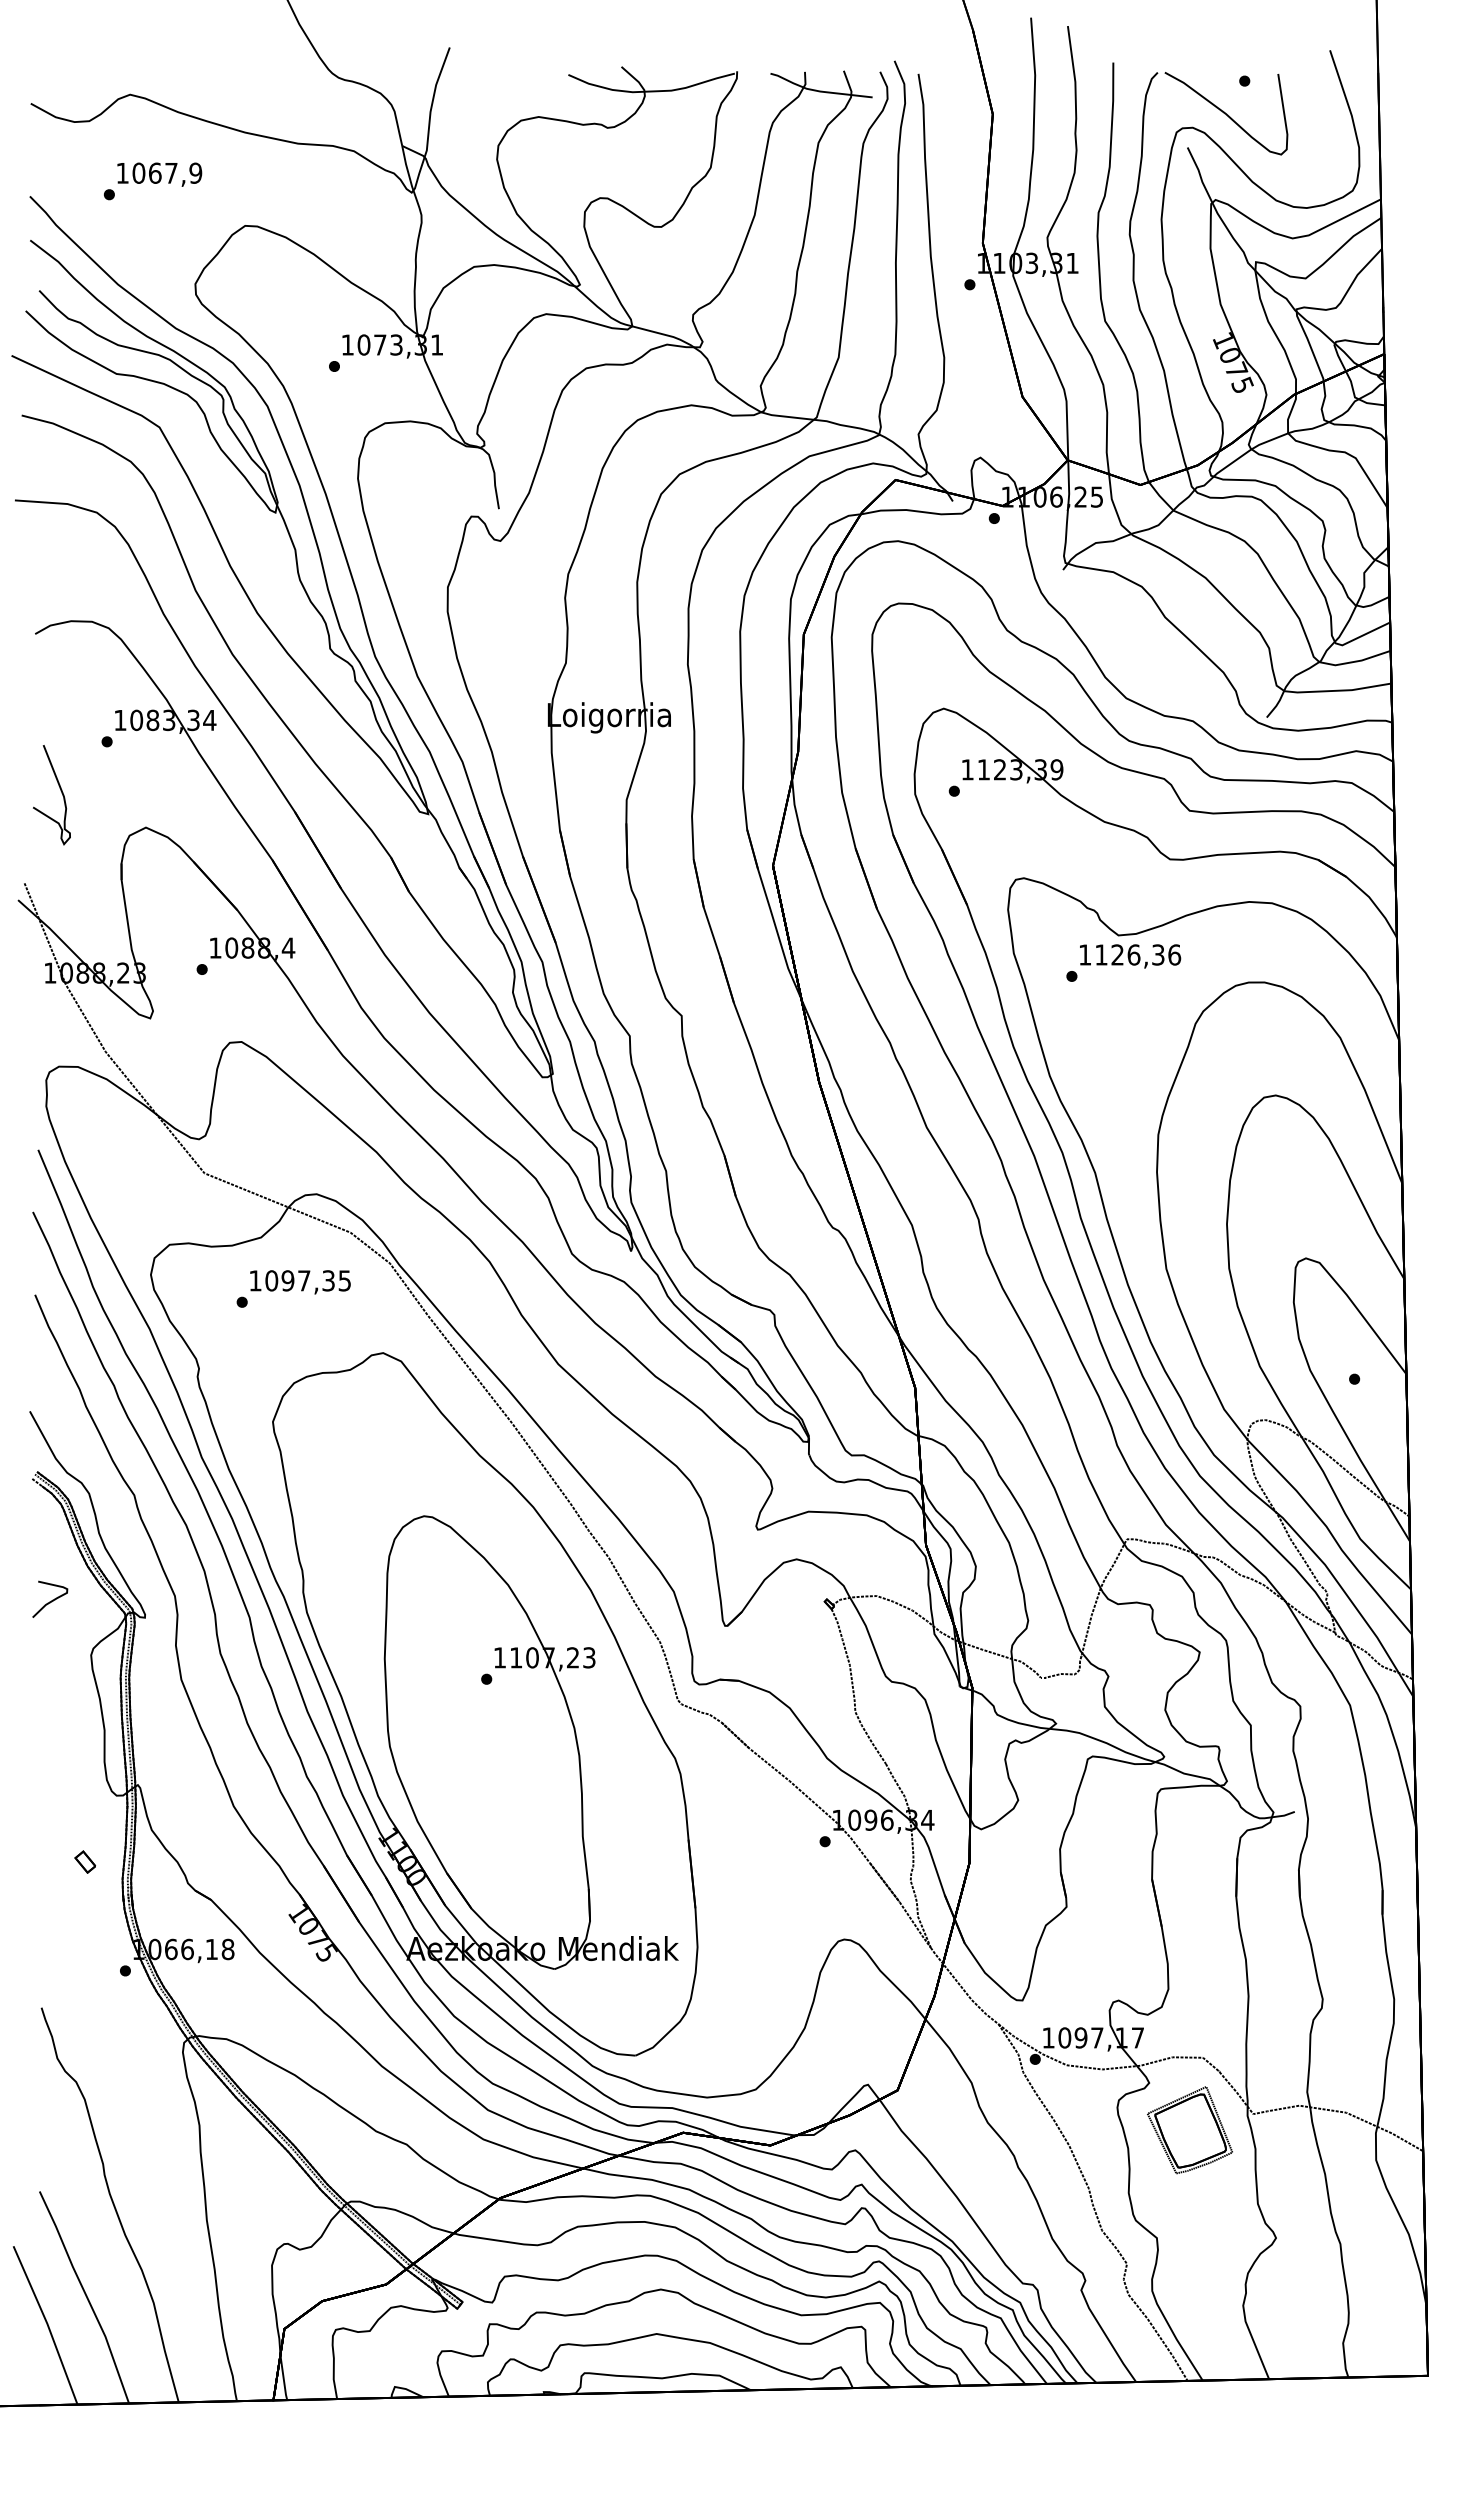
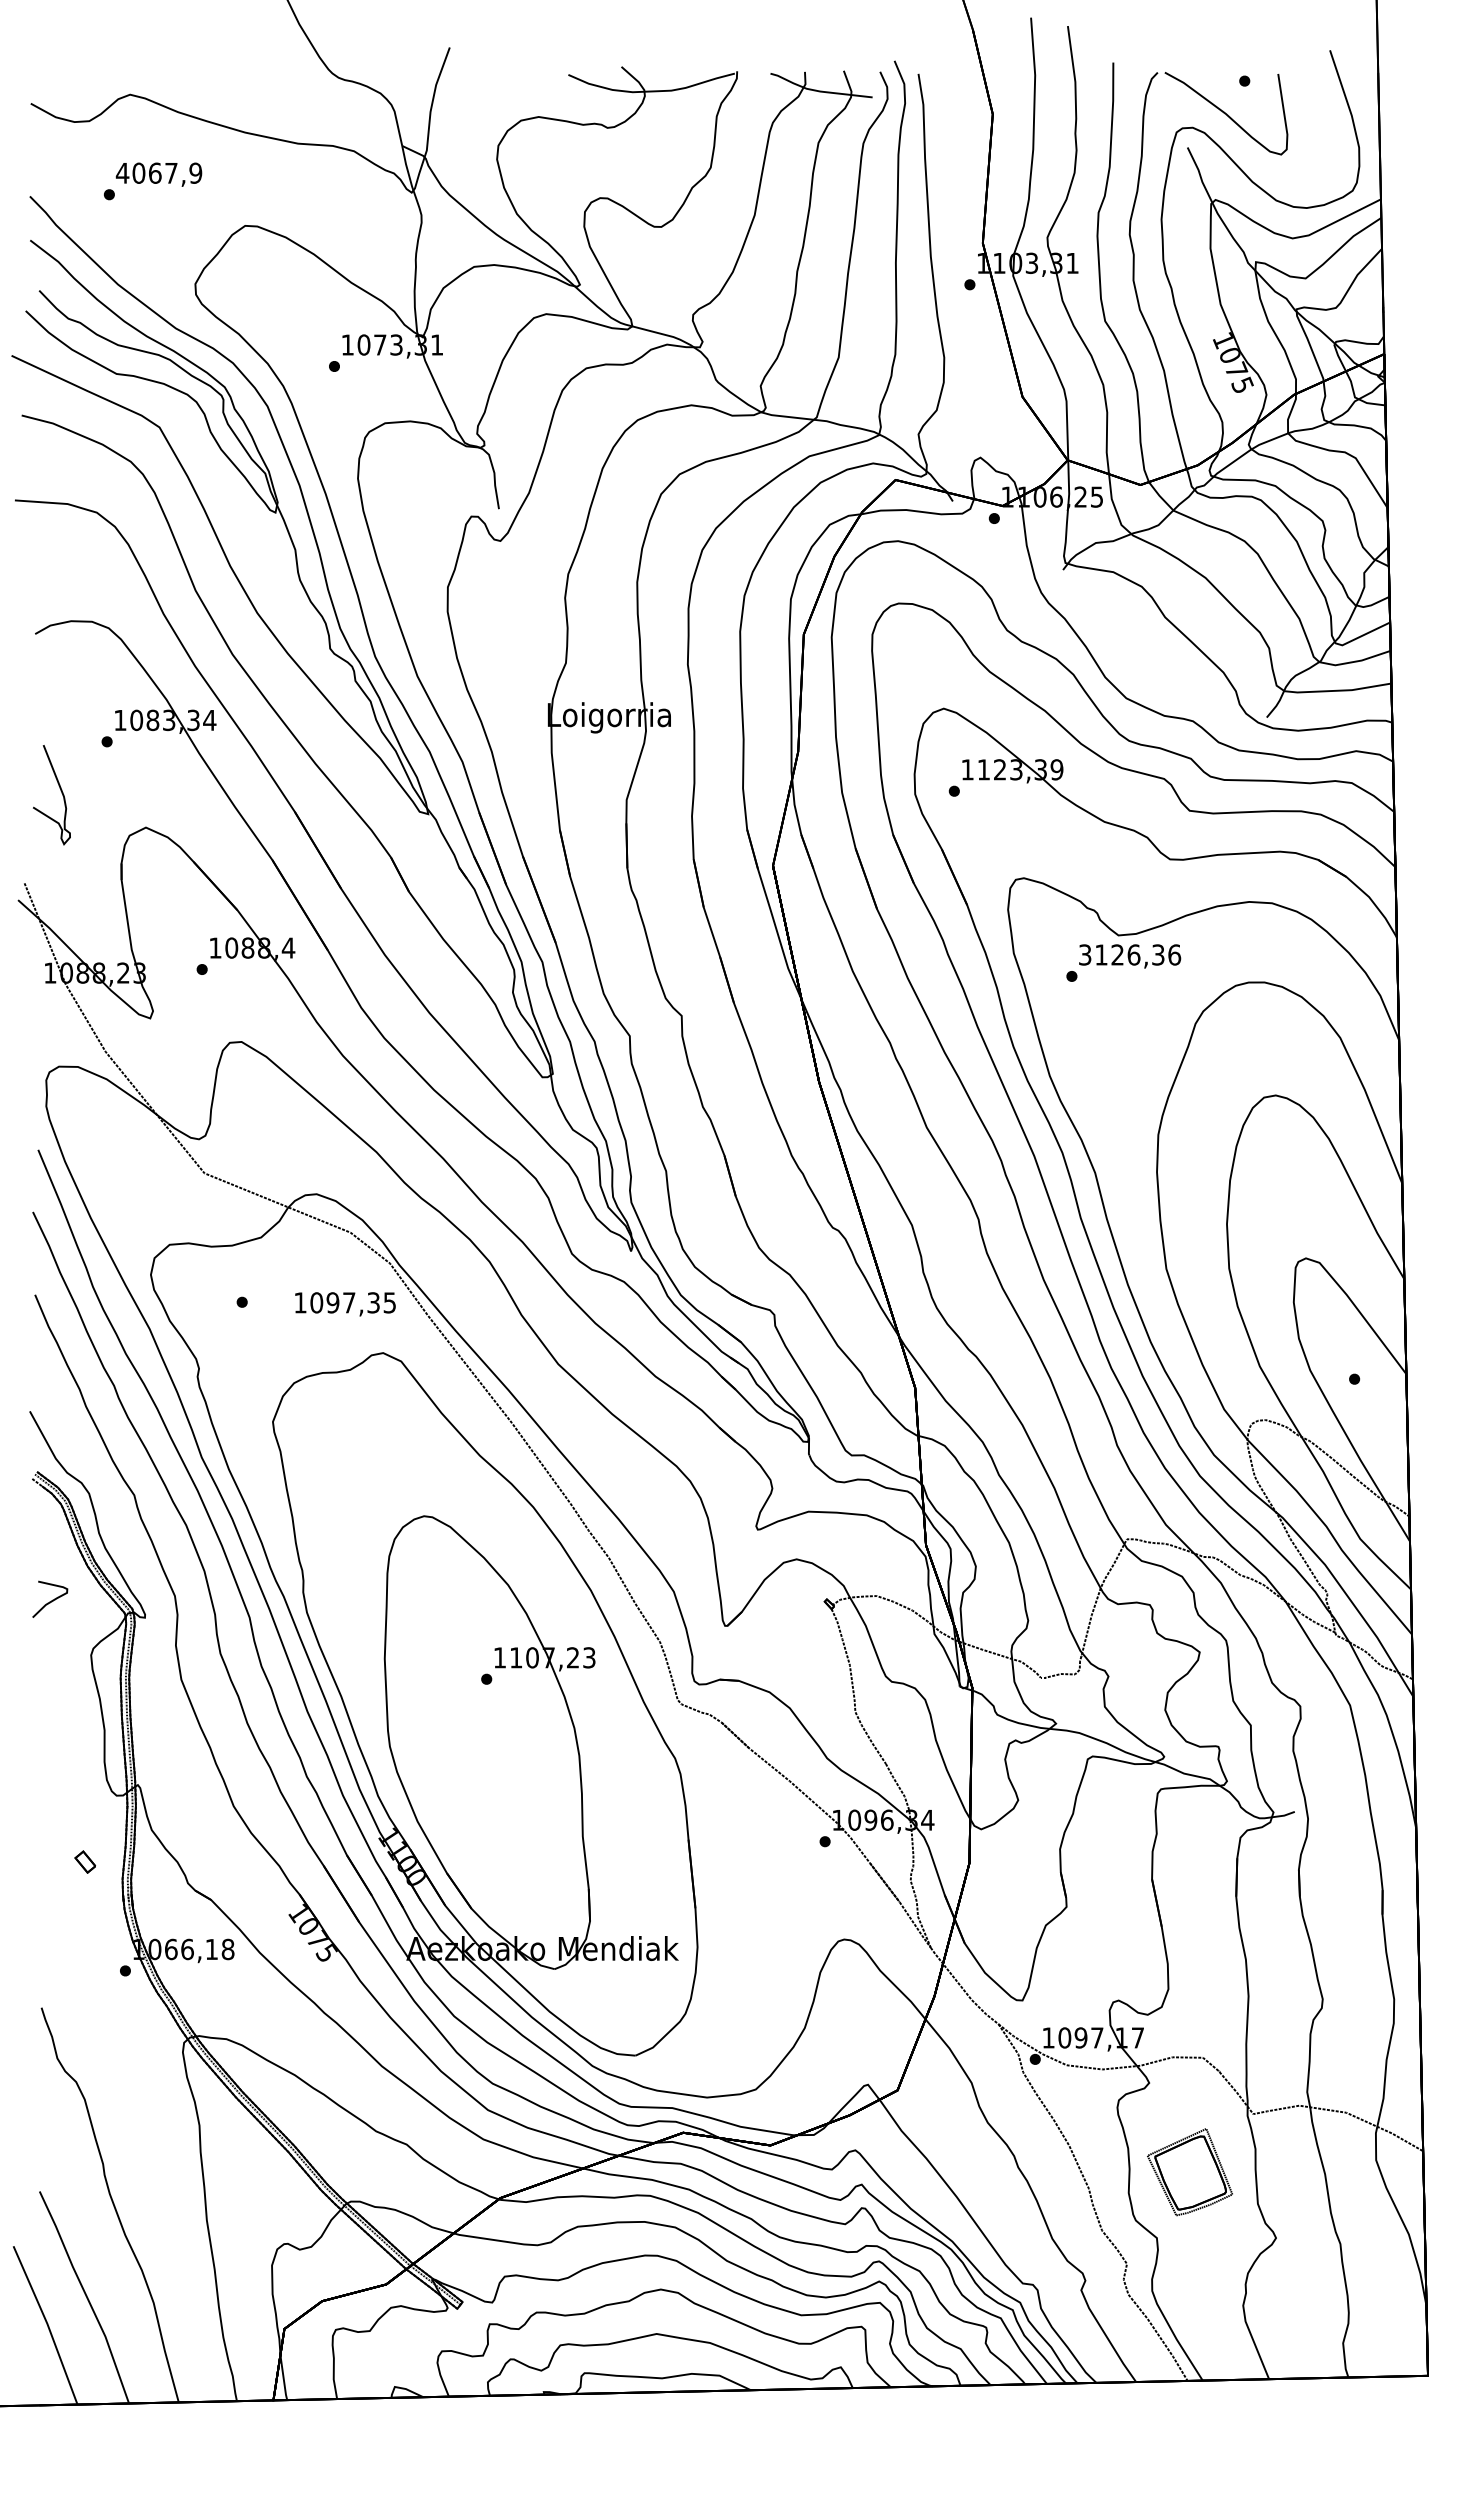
text: 1067,9 -> 4067,9 (122, 173)
text: 1126,36 -> 3126,36 (1085, 954)
text position: (300, 1282) -> (345, 1304) (345, 1304)
part position: (1189, 2130) -> (1189, 2172) (1189, 2172)
